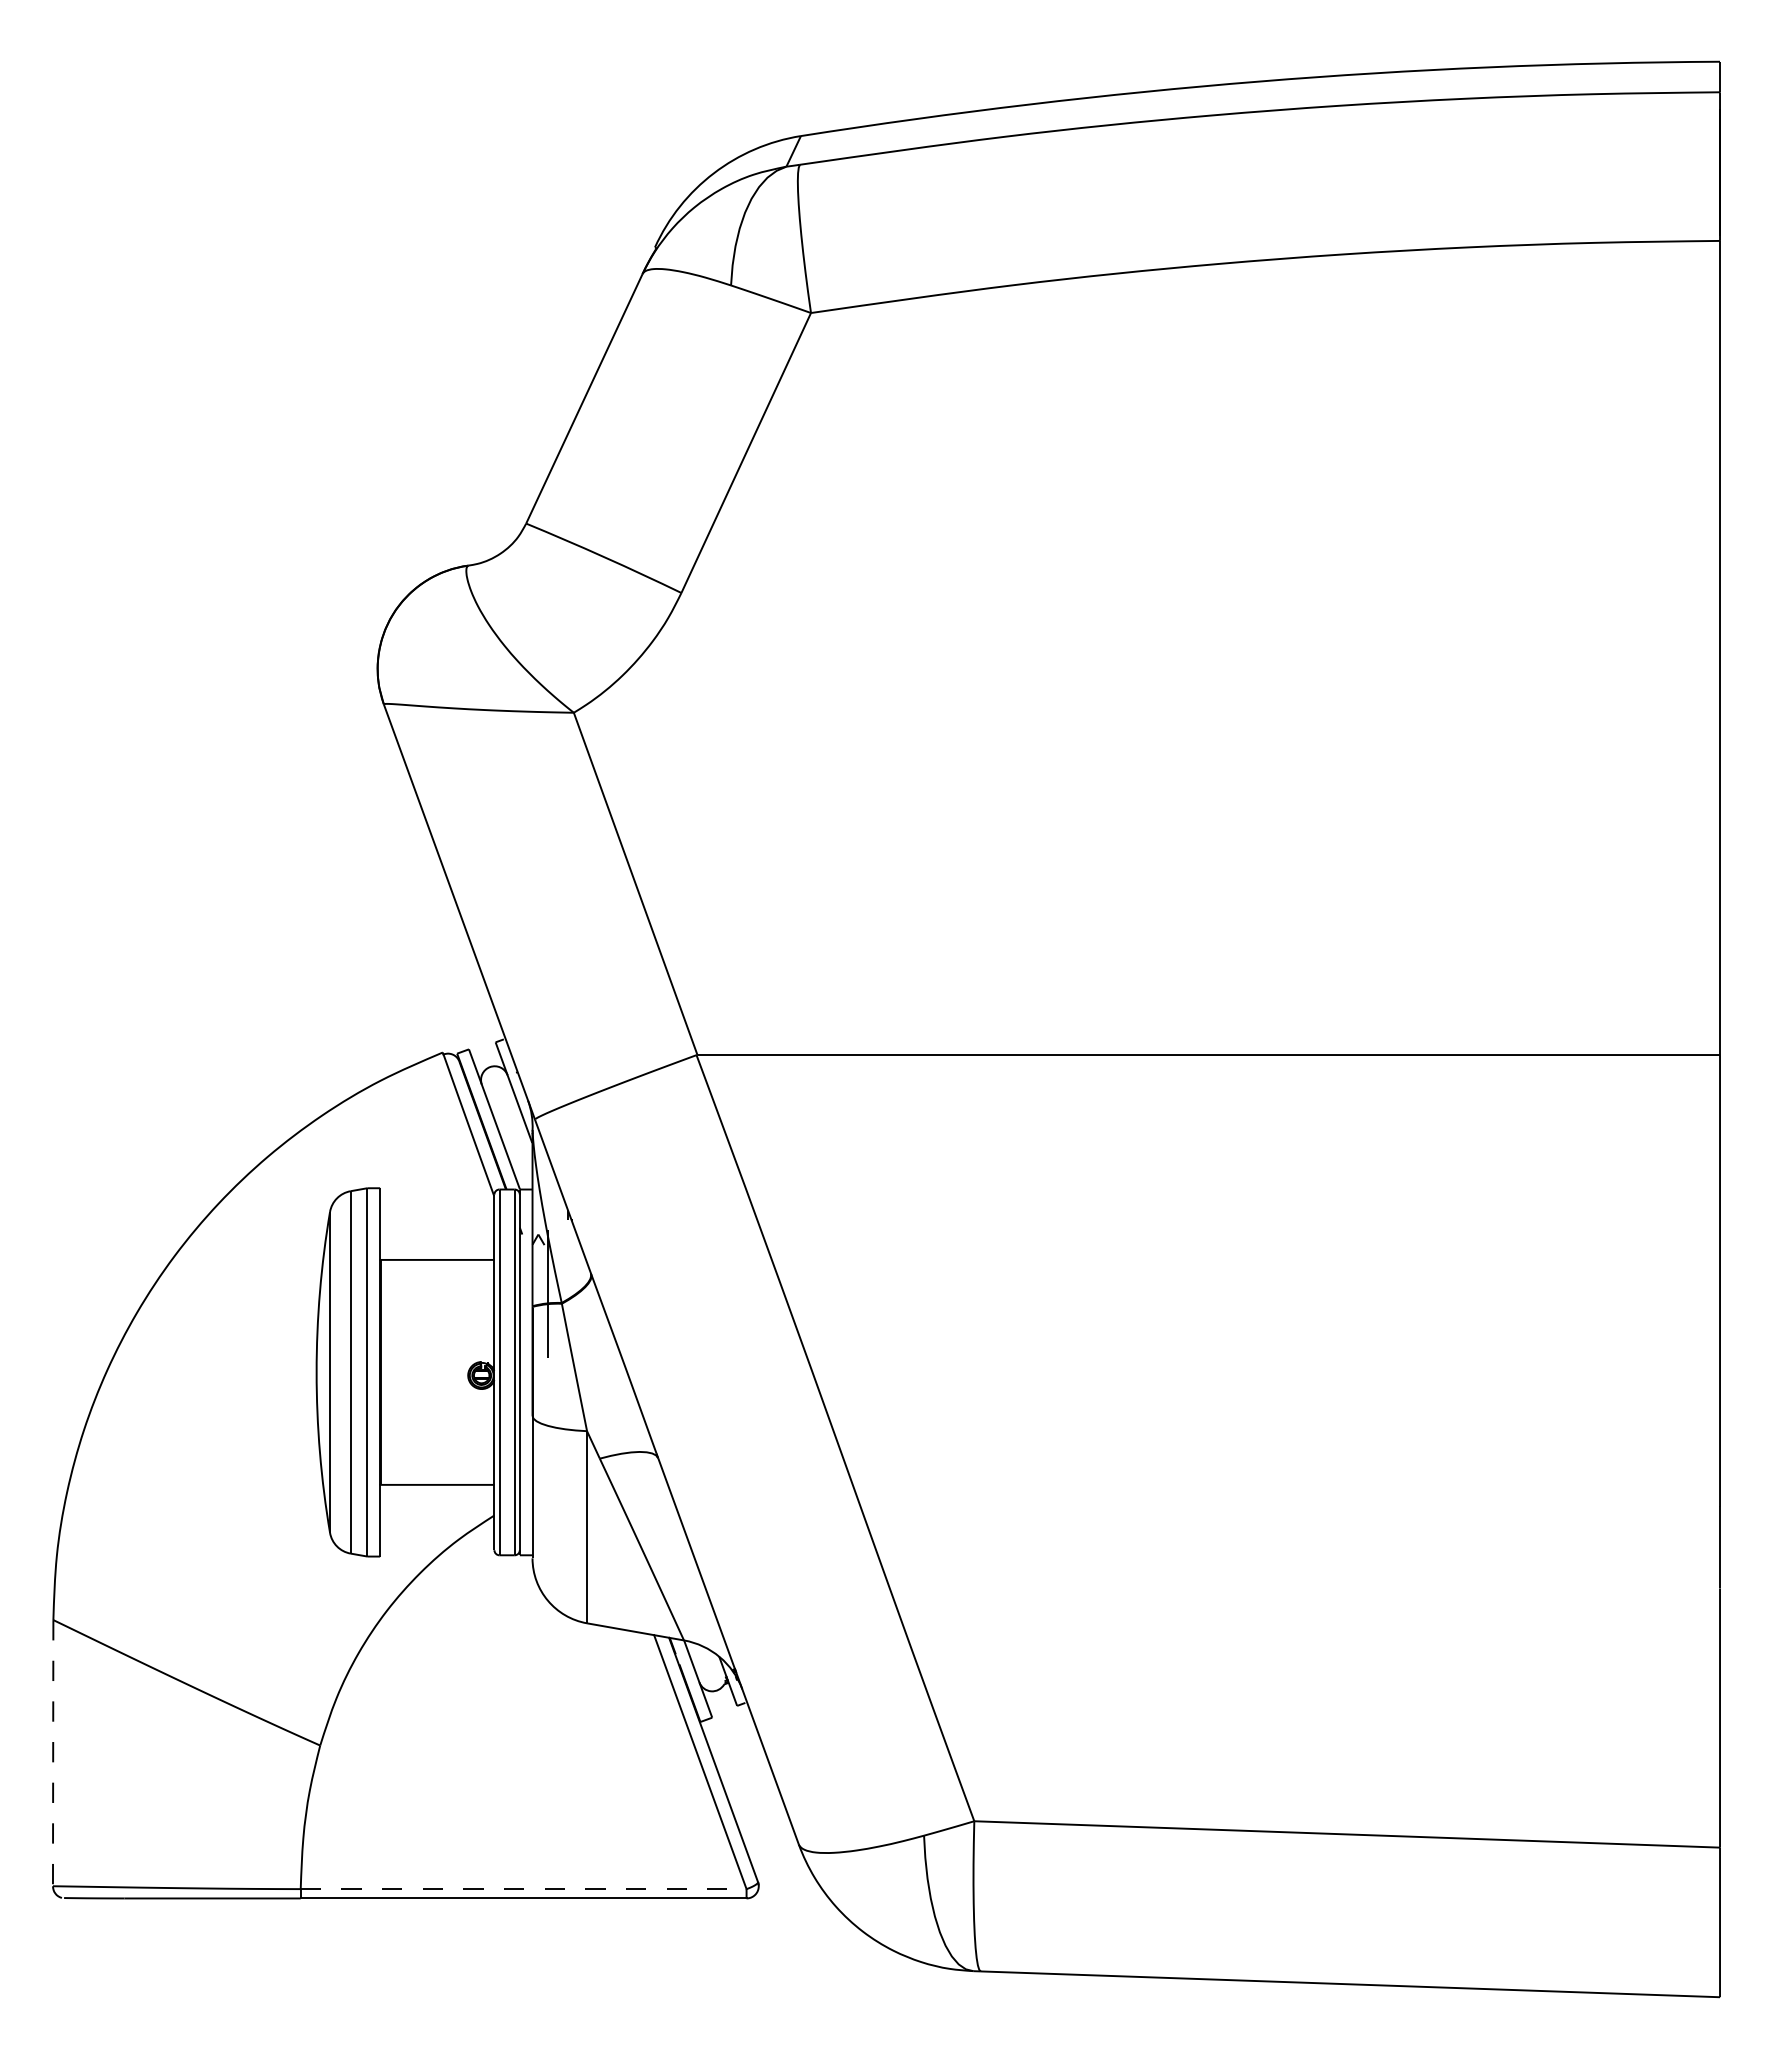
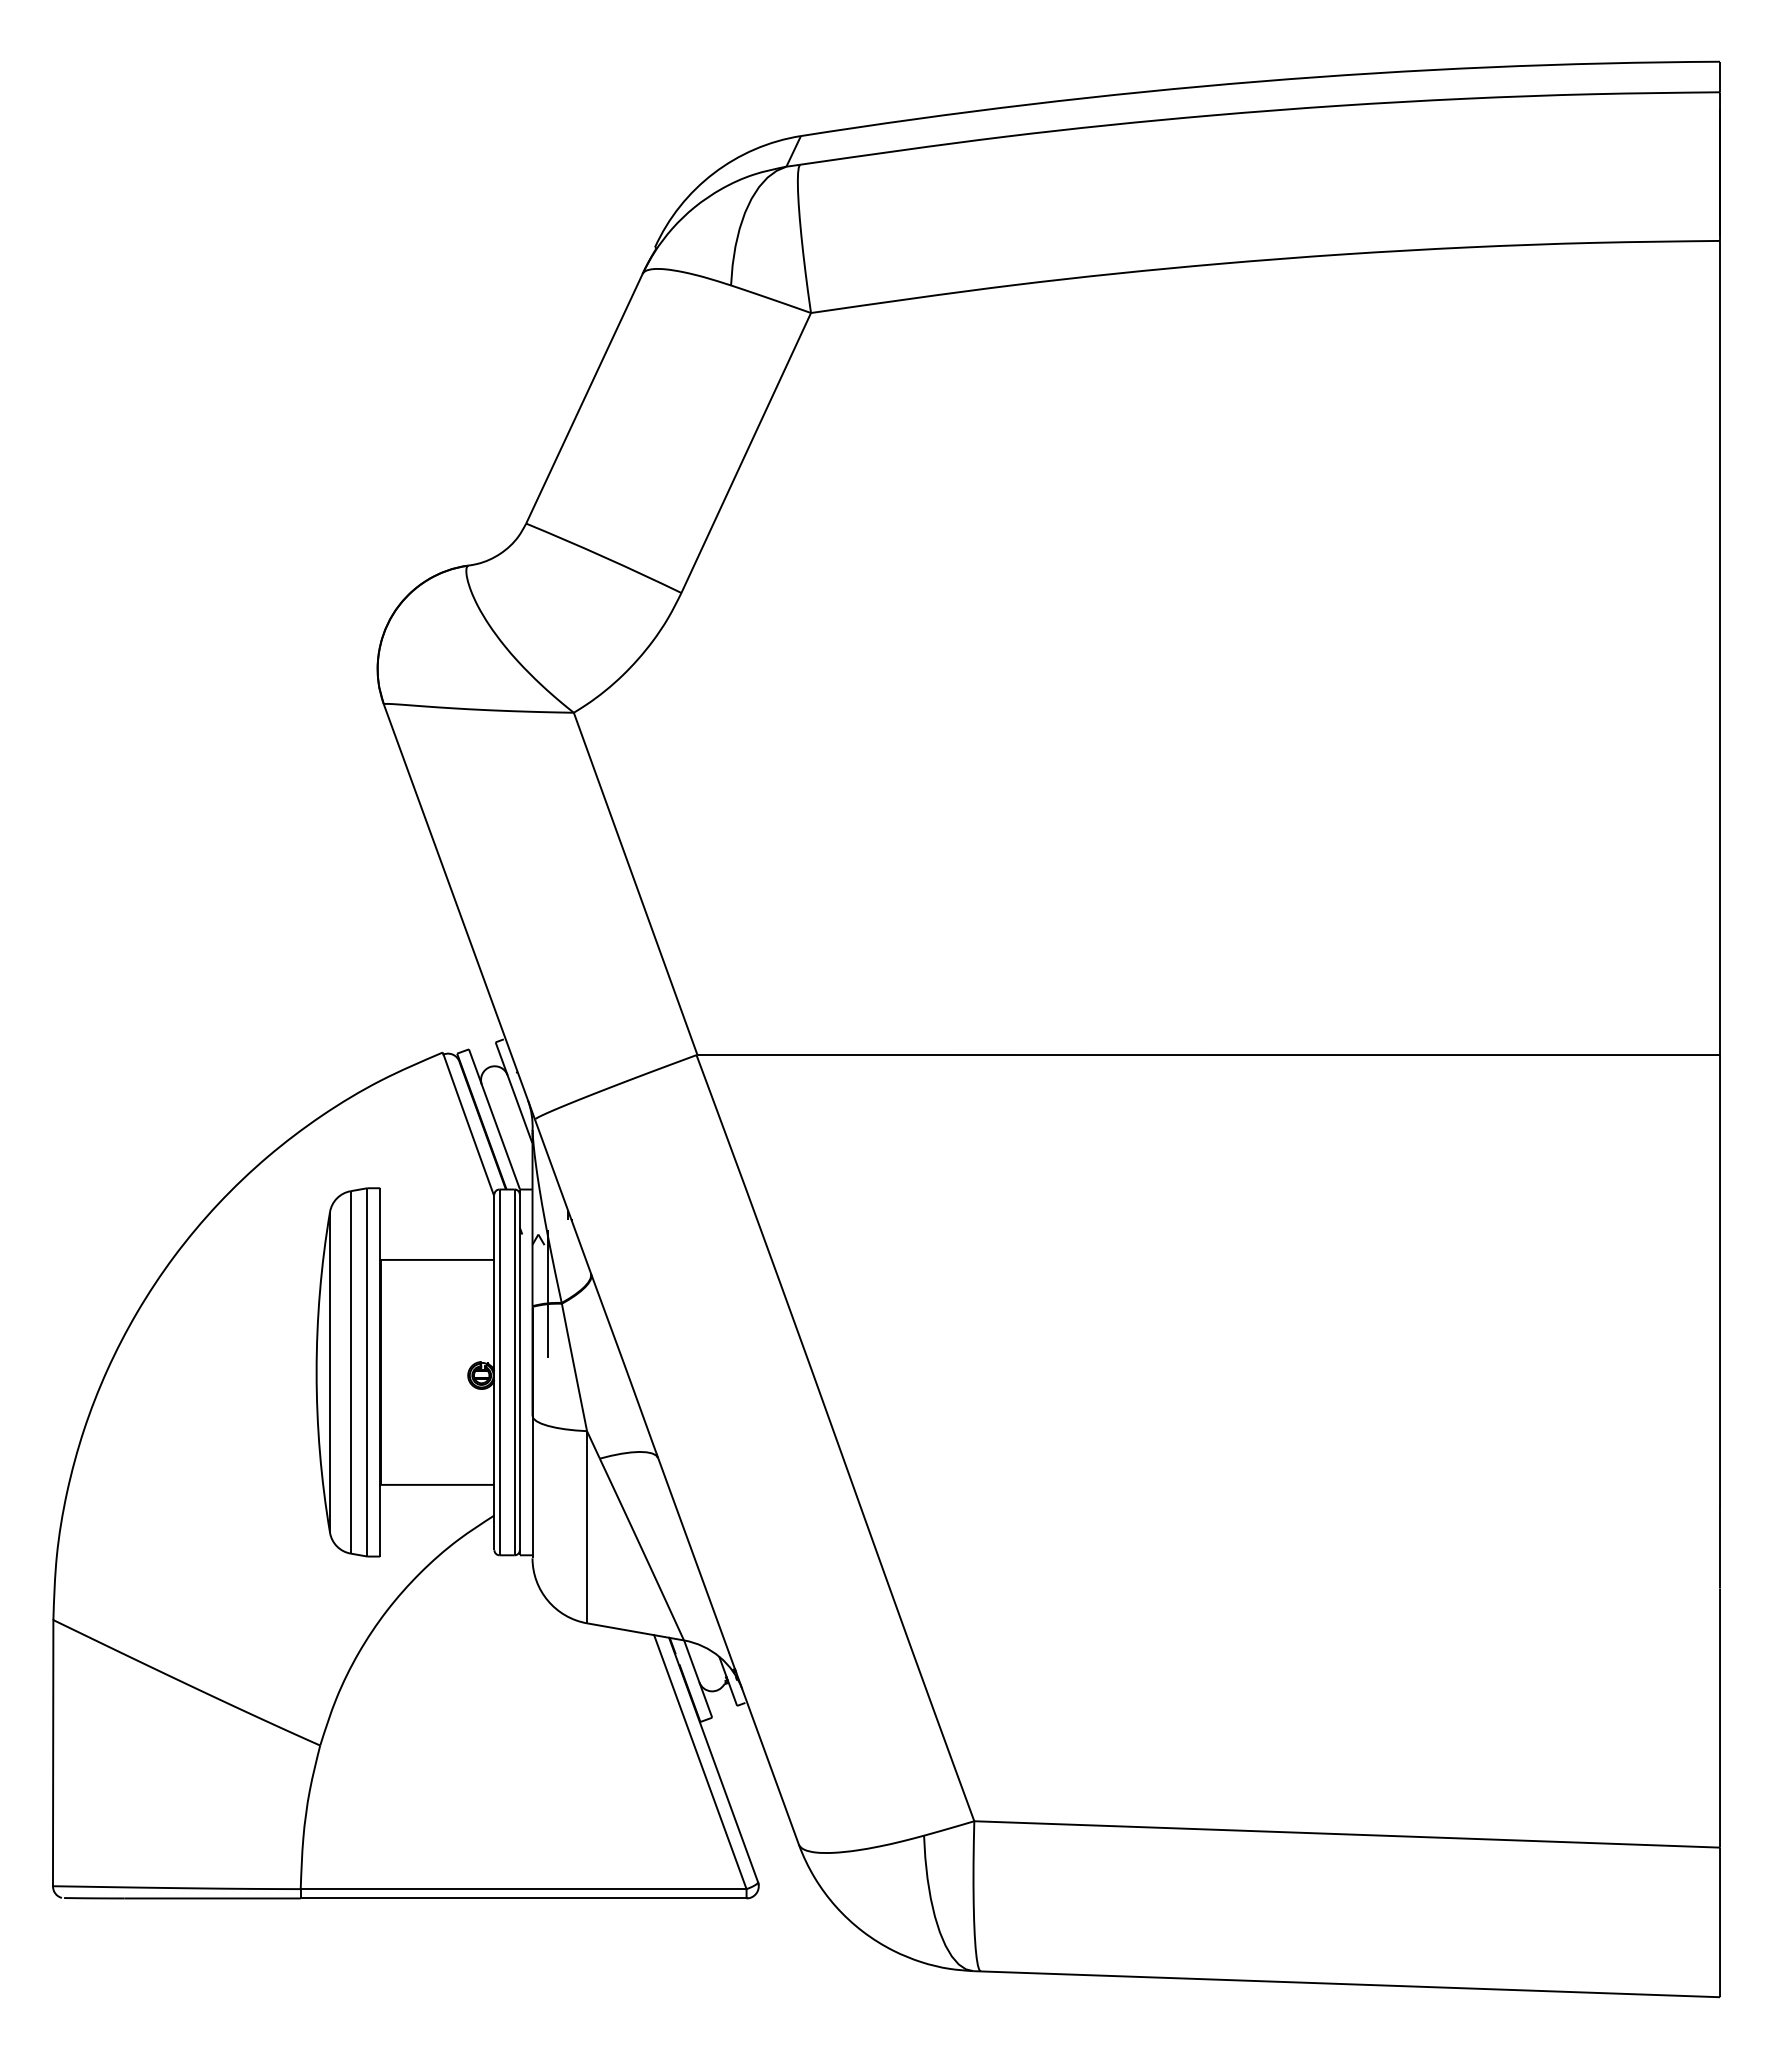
line: dashed -> solid (53, 1753)
line: dashed -> solid (523, 1889)
